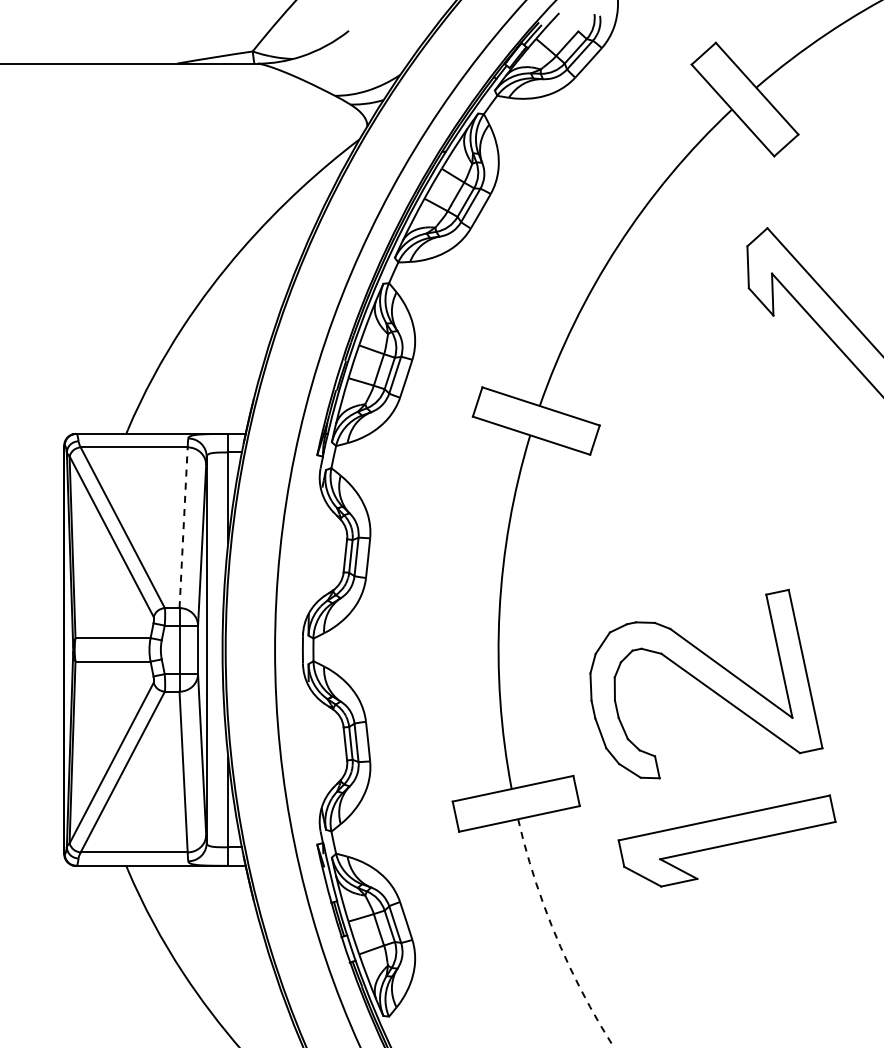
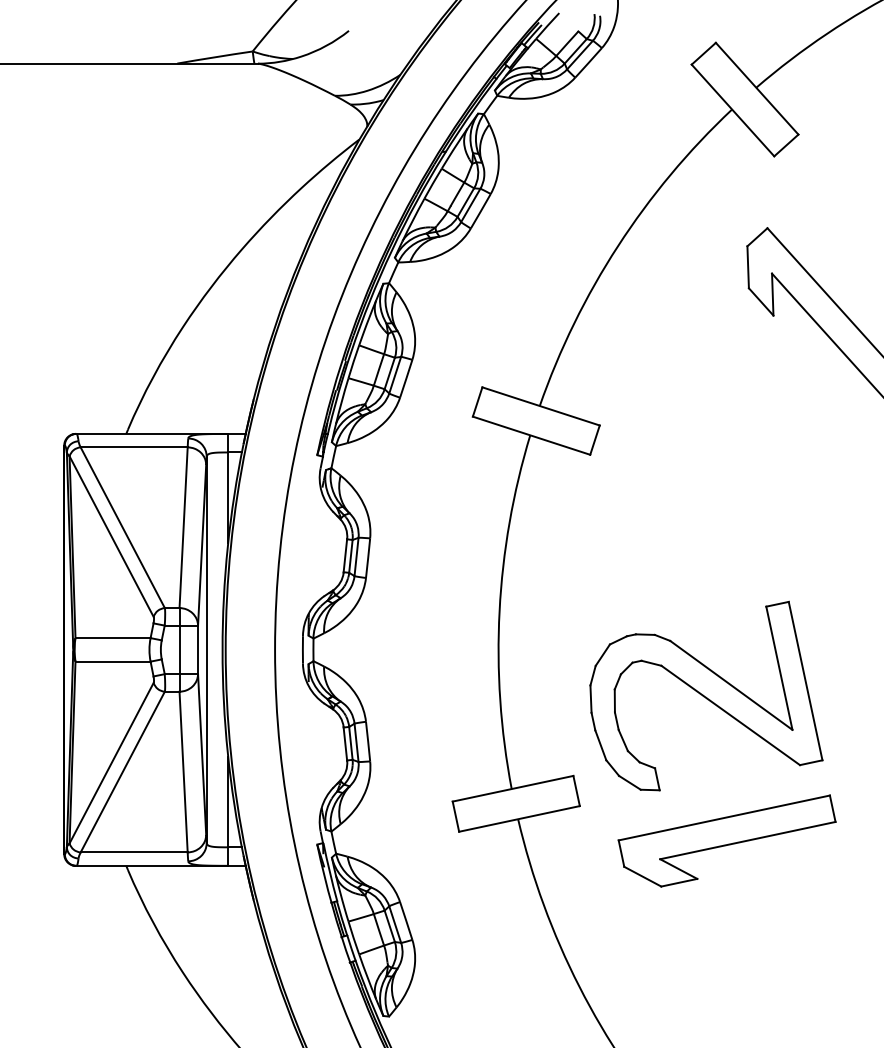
line: dashed -> solid (183, 527)
part position: (706, 683) -> (706, 695) (706, 695)
arc: dashed -> solid (557, 938)
